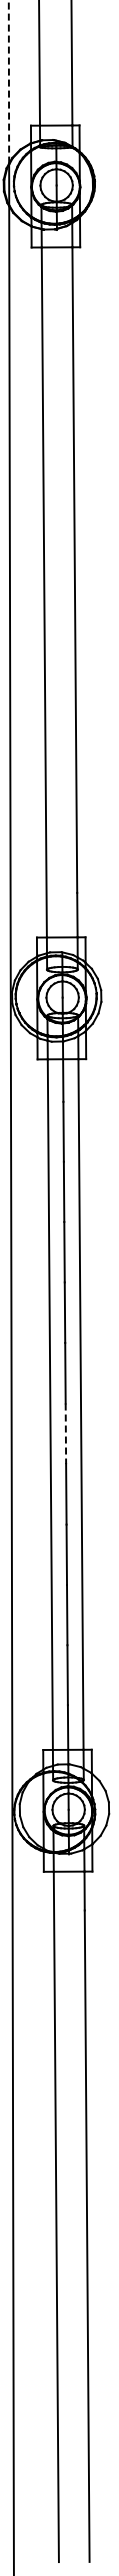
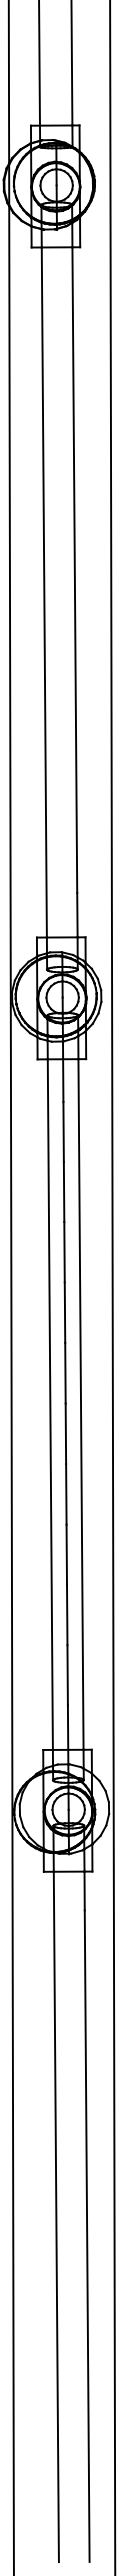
line: dashed -> solid (8, 81)
line: none -> present (112, 1287)
line: dashed -> solid (65, 1434)
